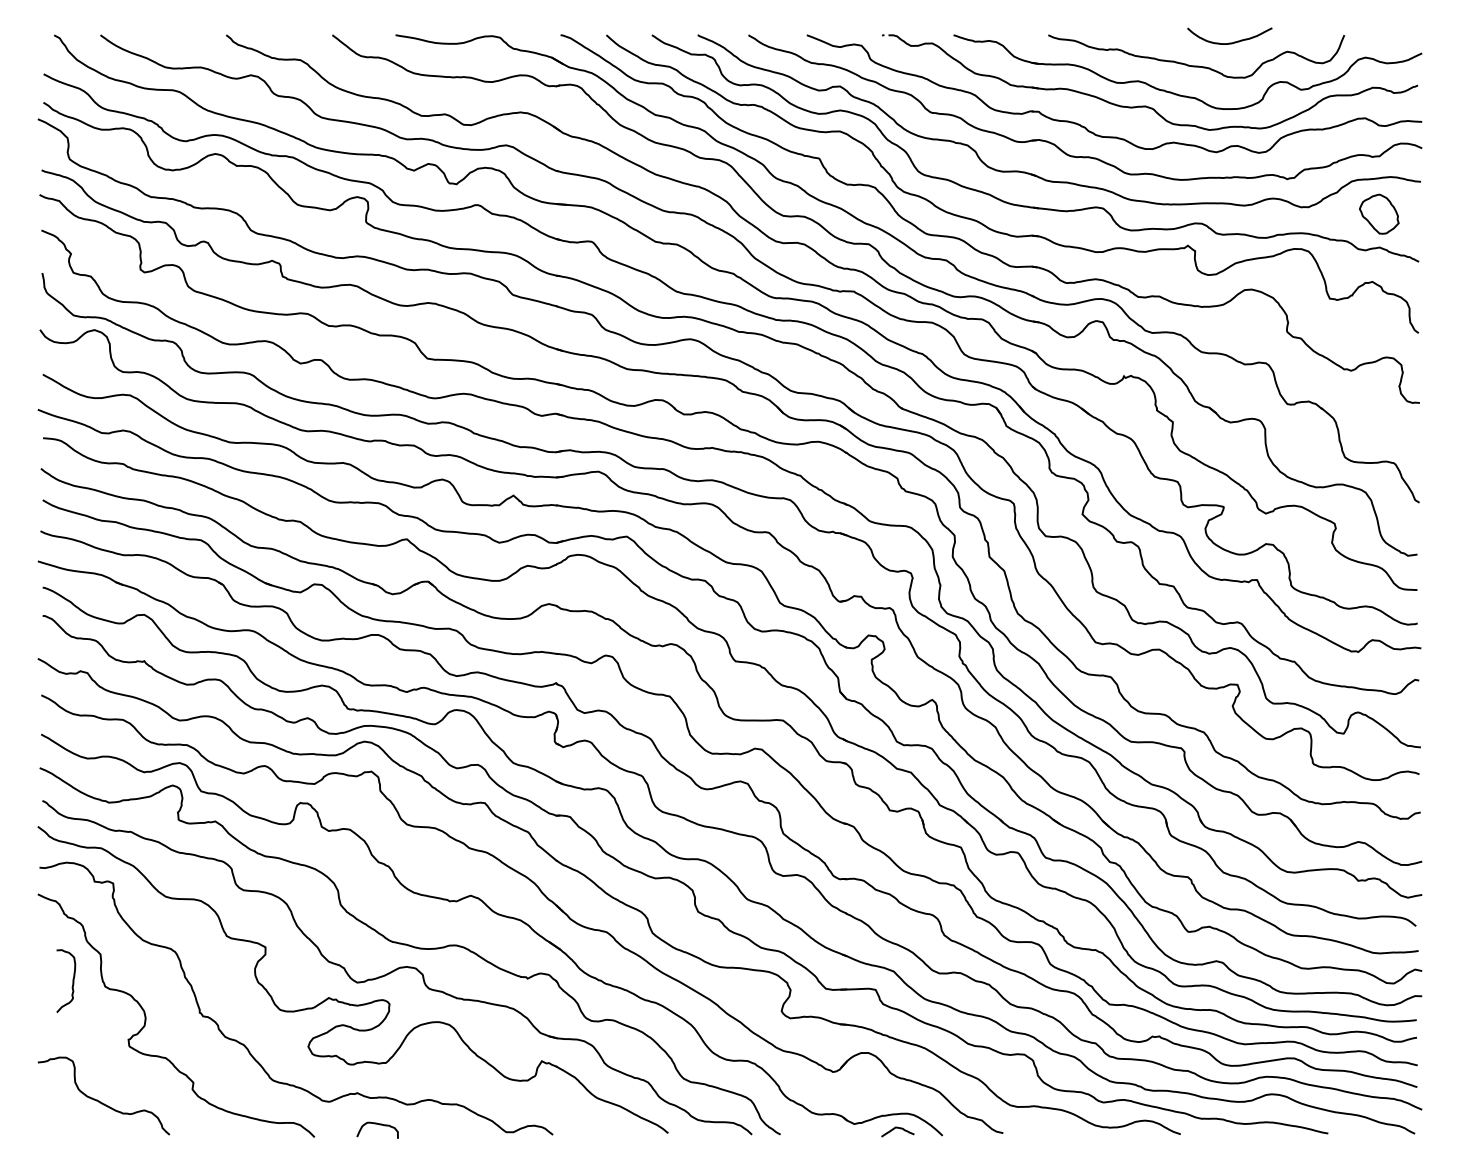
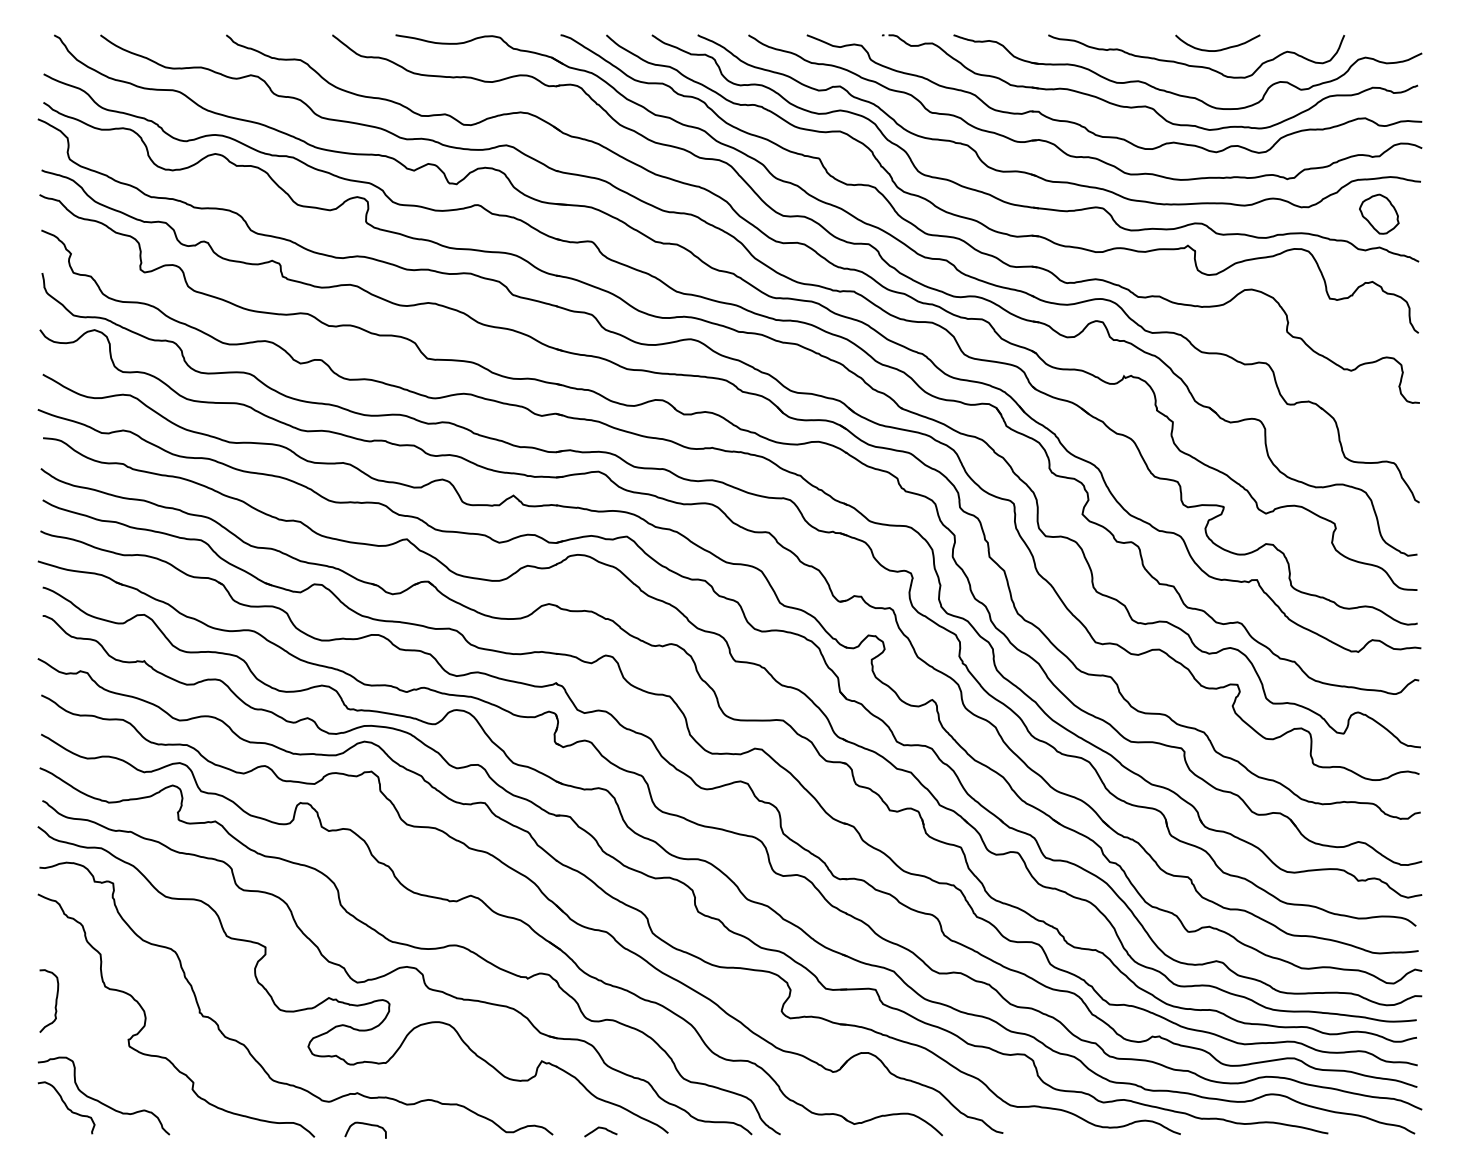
curve position: (1229, 42) -> (1217, 49) (1217, 49)
curve position: (72, 980) -> (55, 1000) (55, 1000)
curve: none -> present (66, 1107)
curve position: (379, 1125) -> (367, 1125) (367, 1125)
curve position: (897, 1128) -> (600, 1128) (600, 1128)
